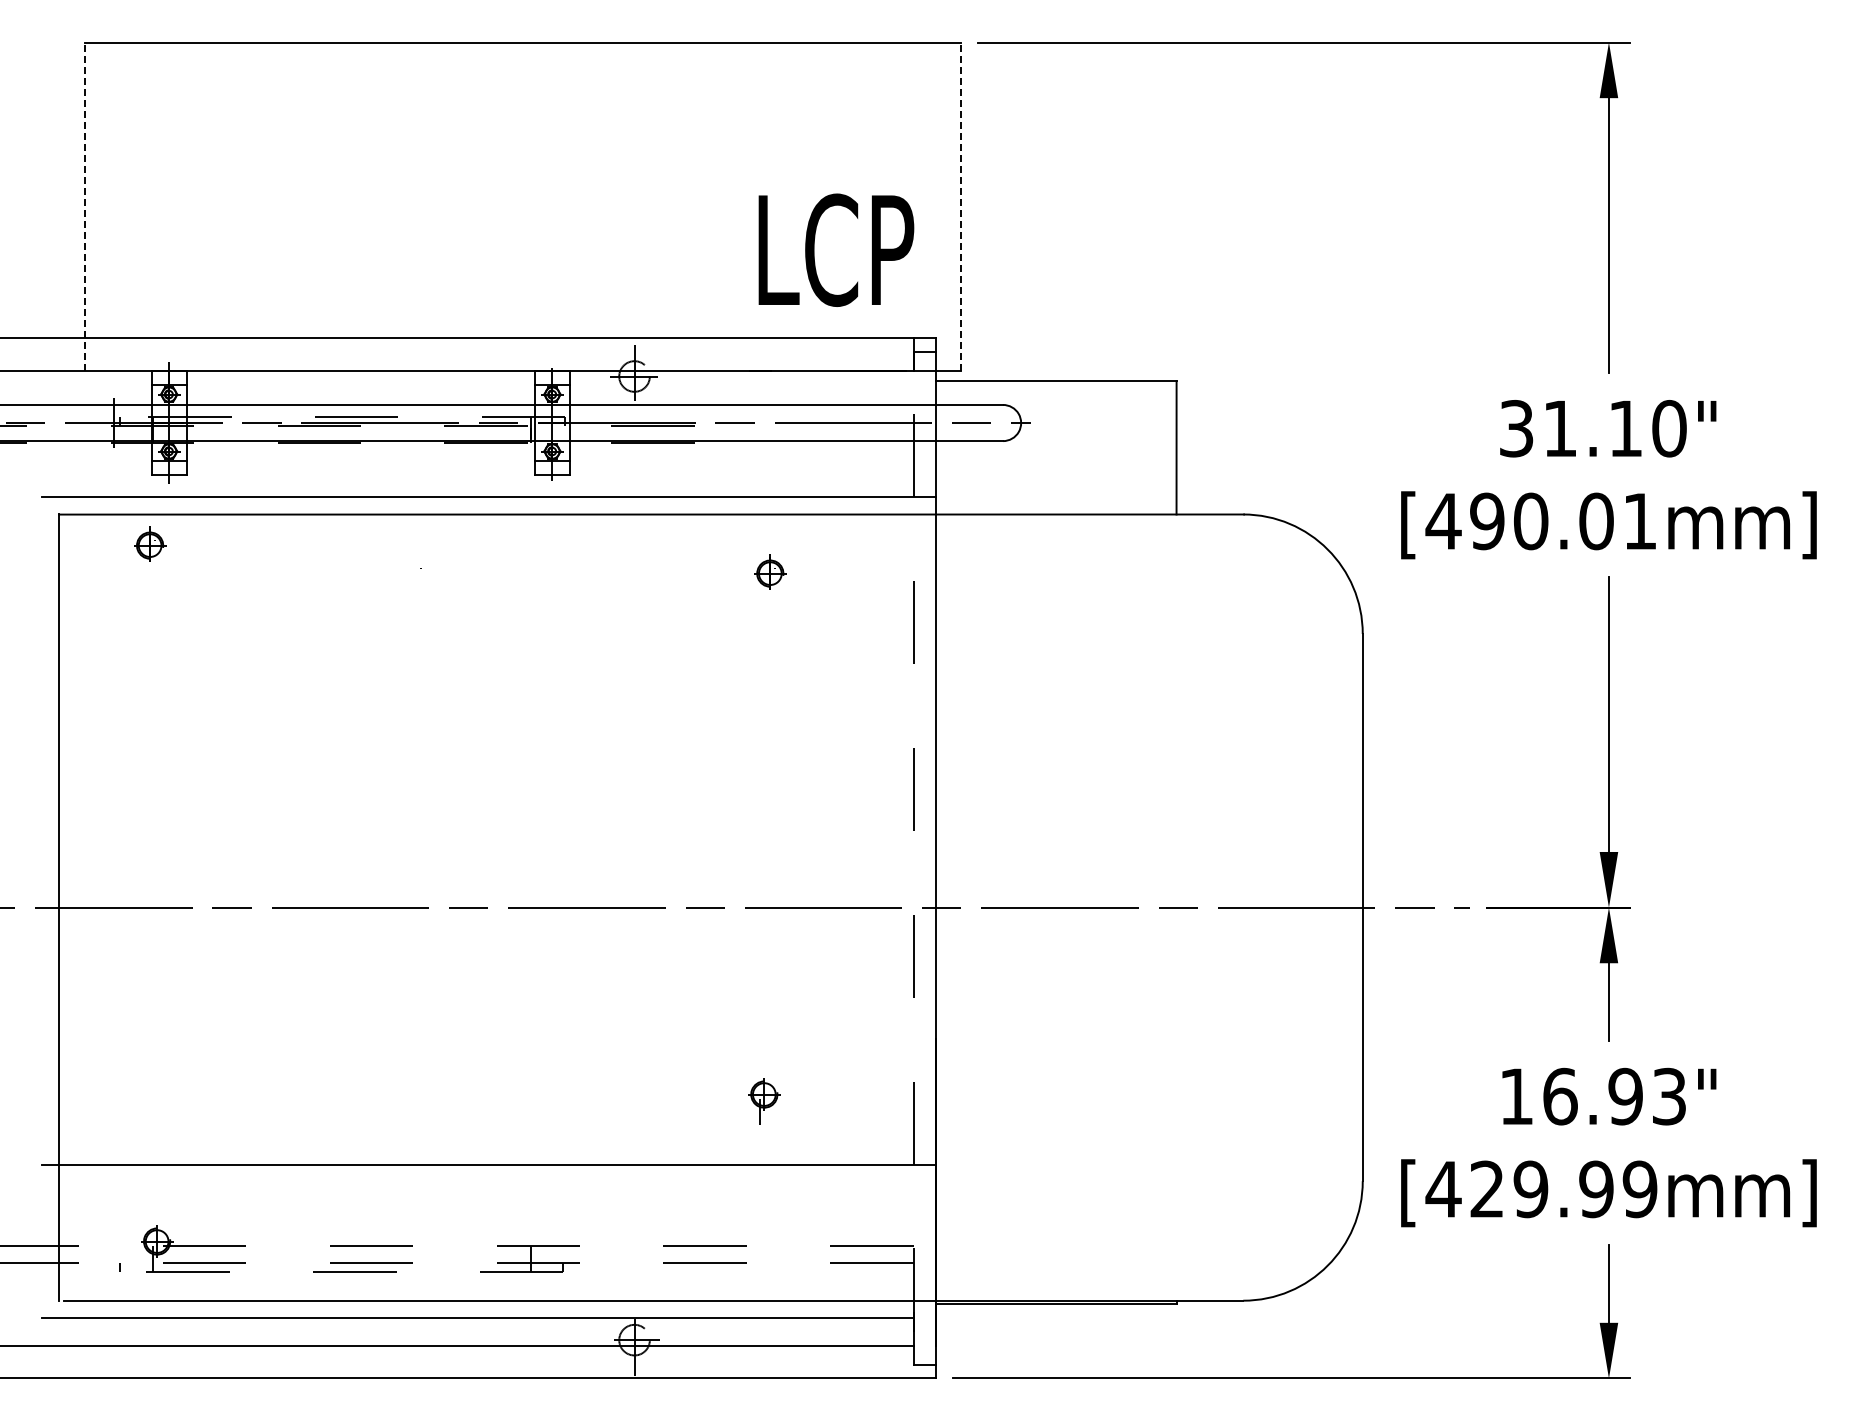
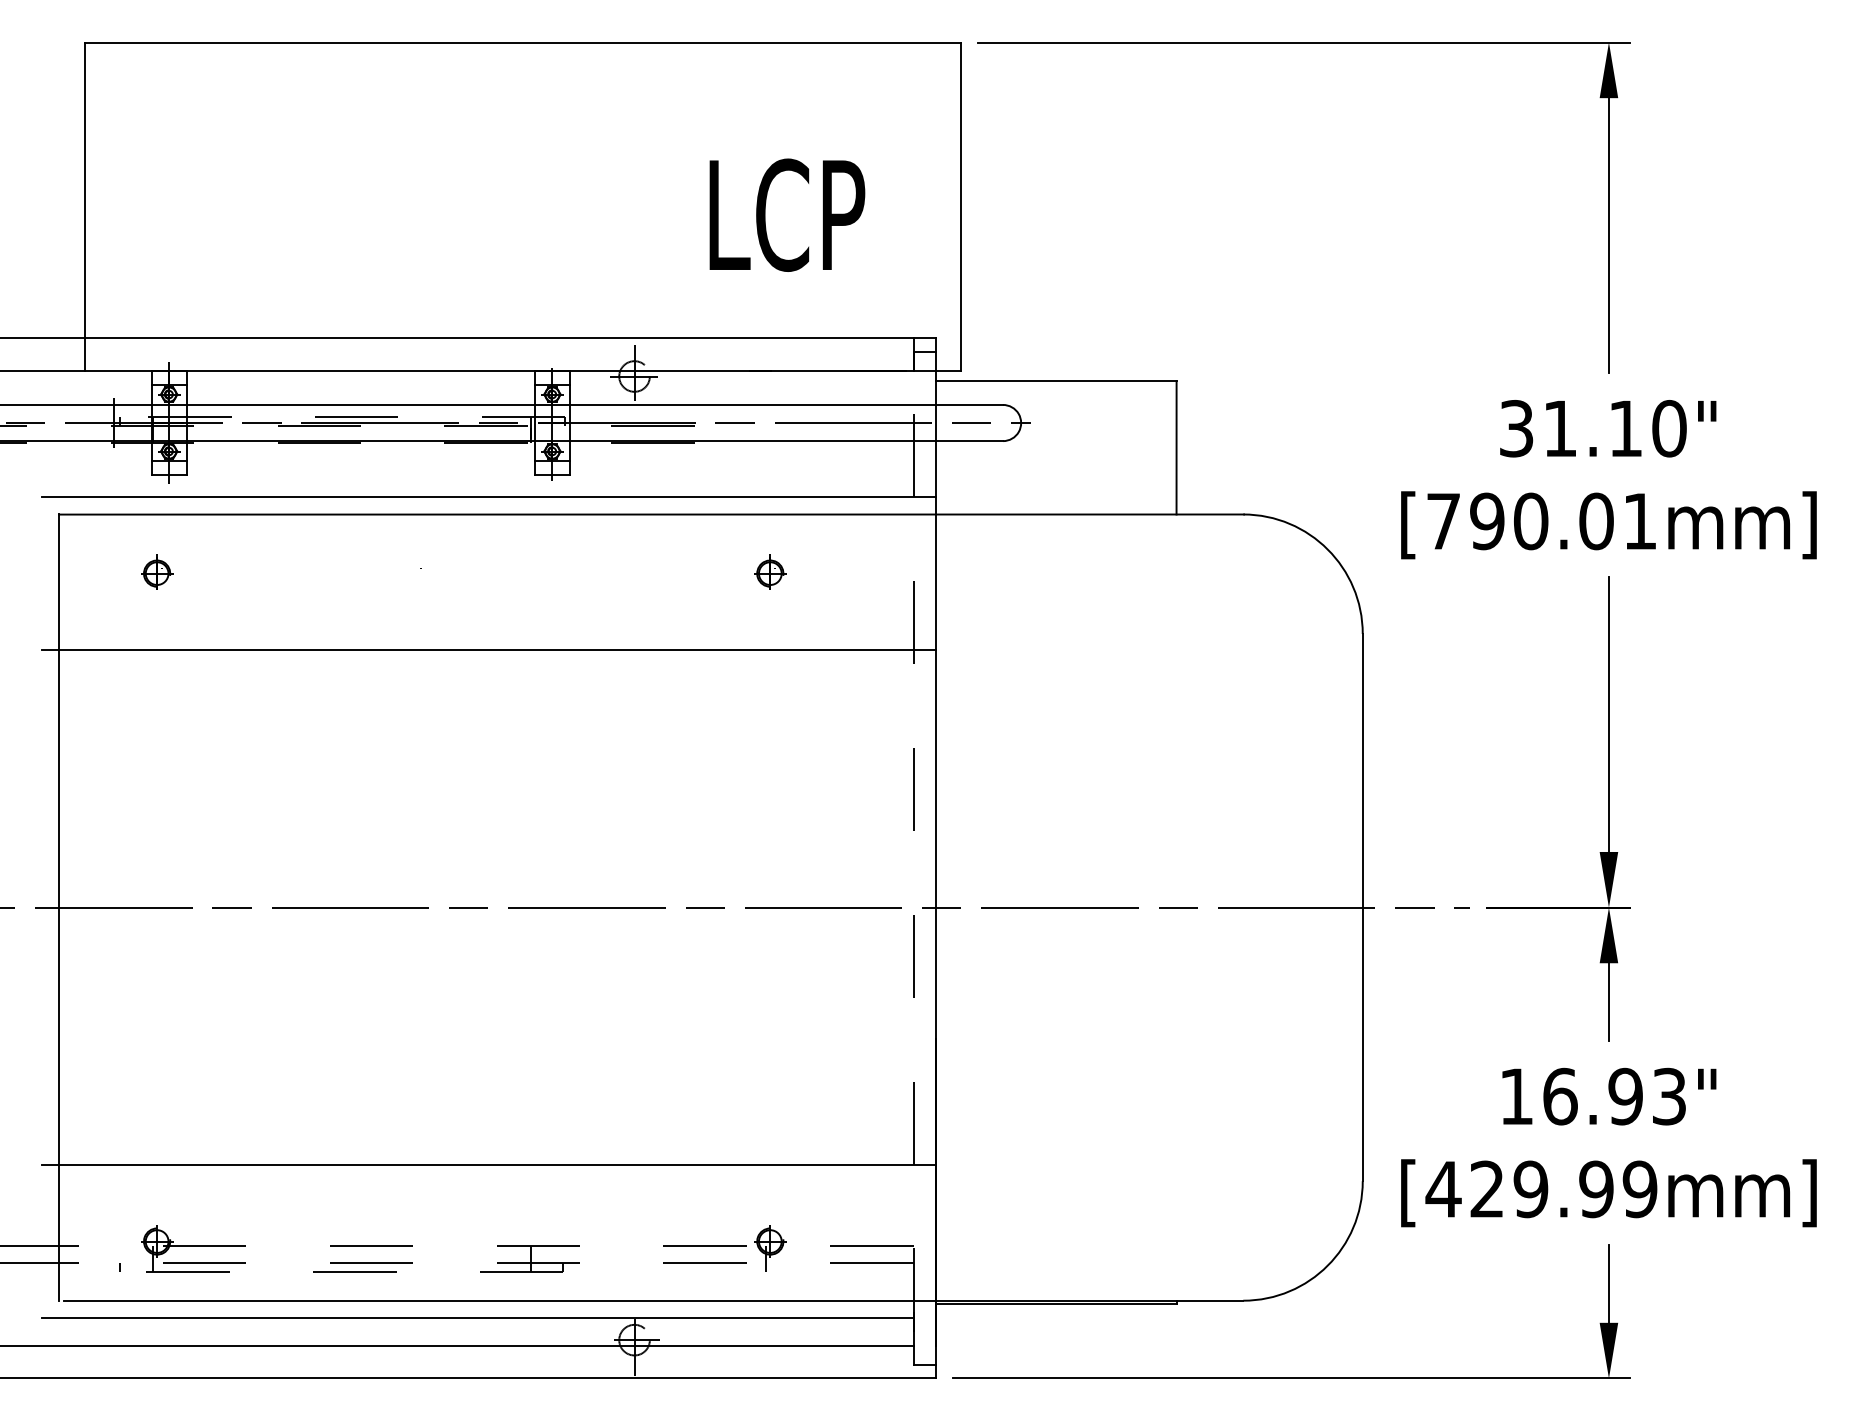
line: dashed -> solid (84, 206)
line: dashed -> solid (960, 206)
text position: (836, 249) -> (787, 214) (787, 214)
text: [490.01mm] -> [790.01mm] (1443, 521)
part position: (150, 543) -> (157, 571) (157, 571)
line: none -> present (488, 650)
part position: (764, 1101) -> (770, 1248) (770, 1248)
